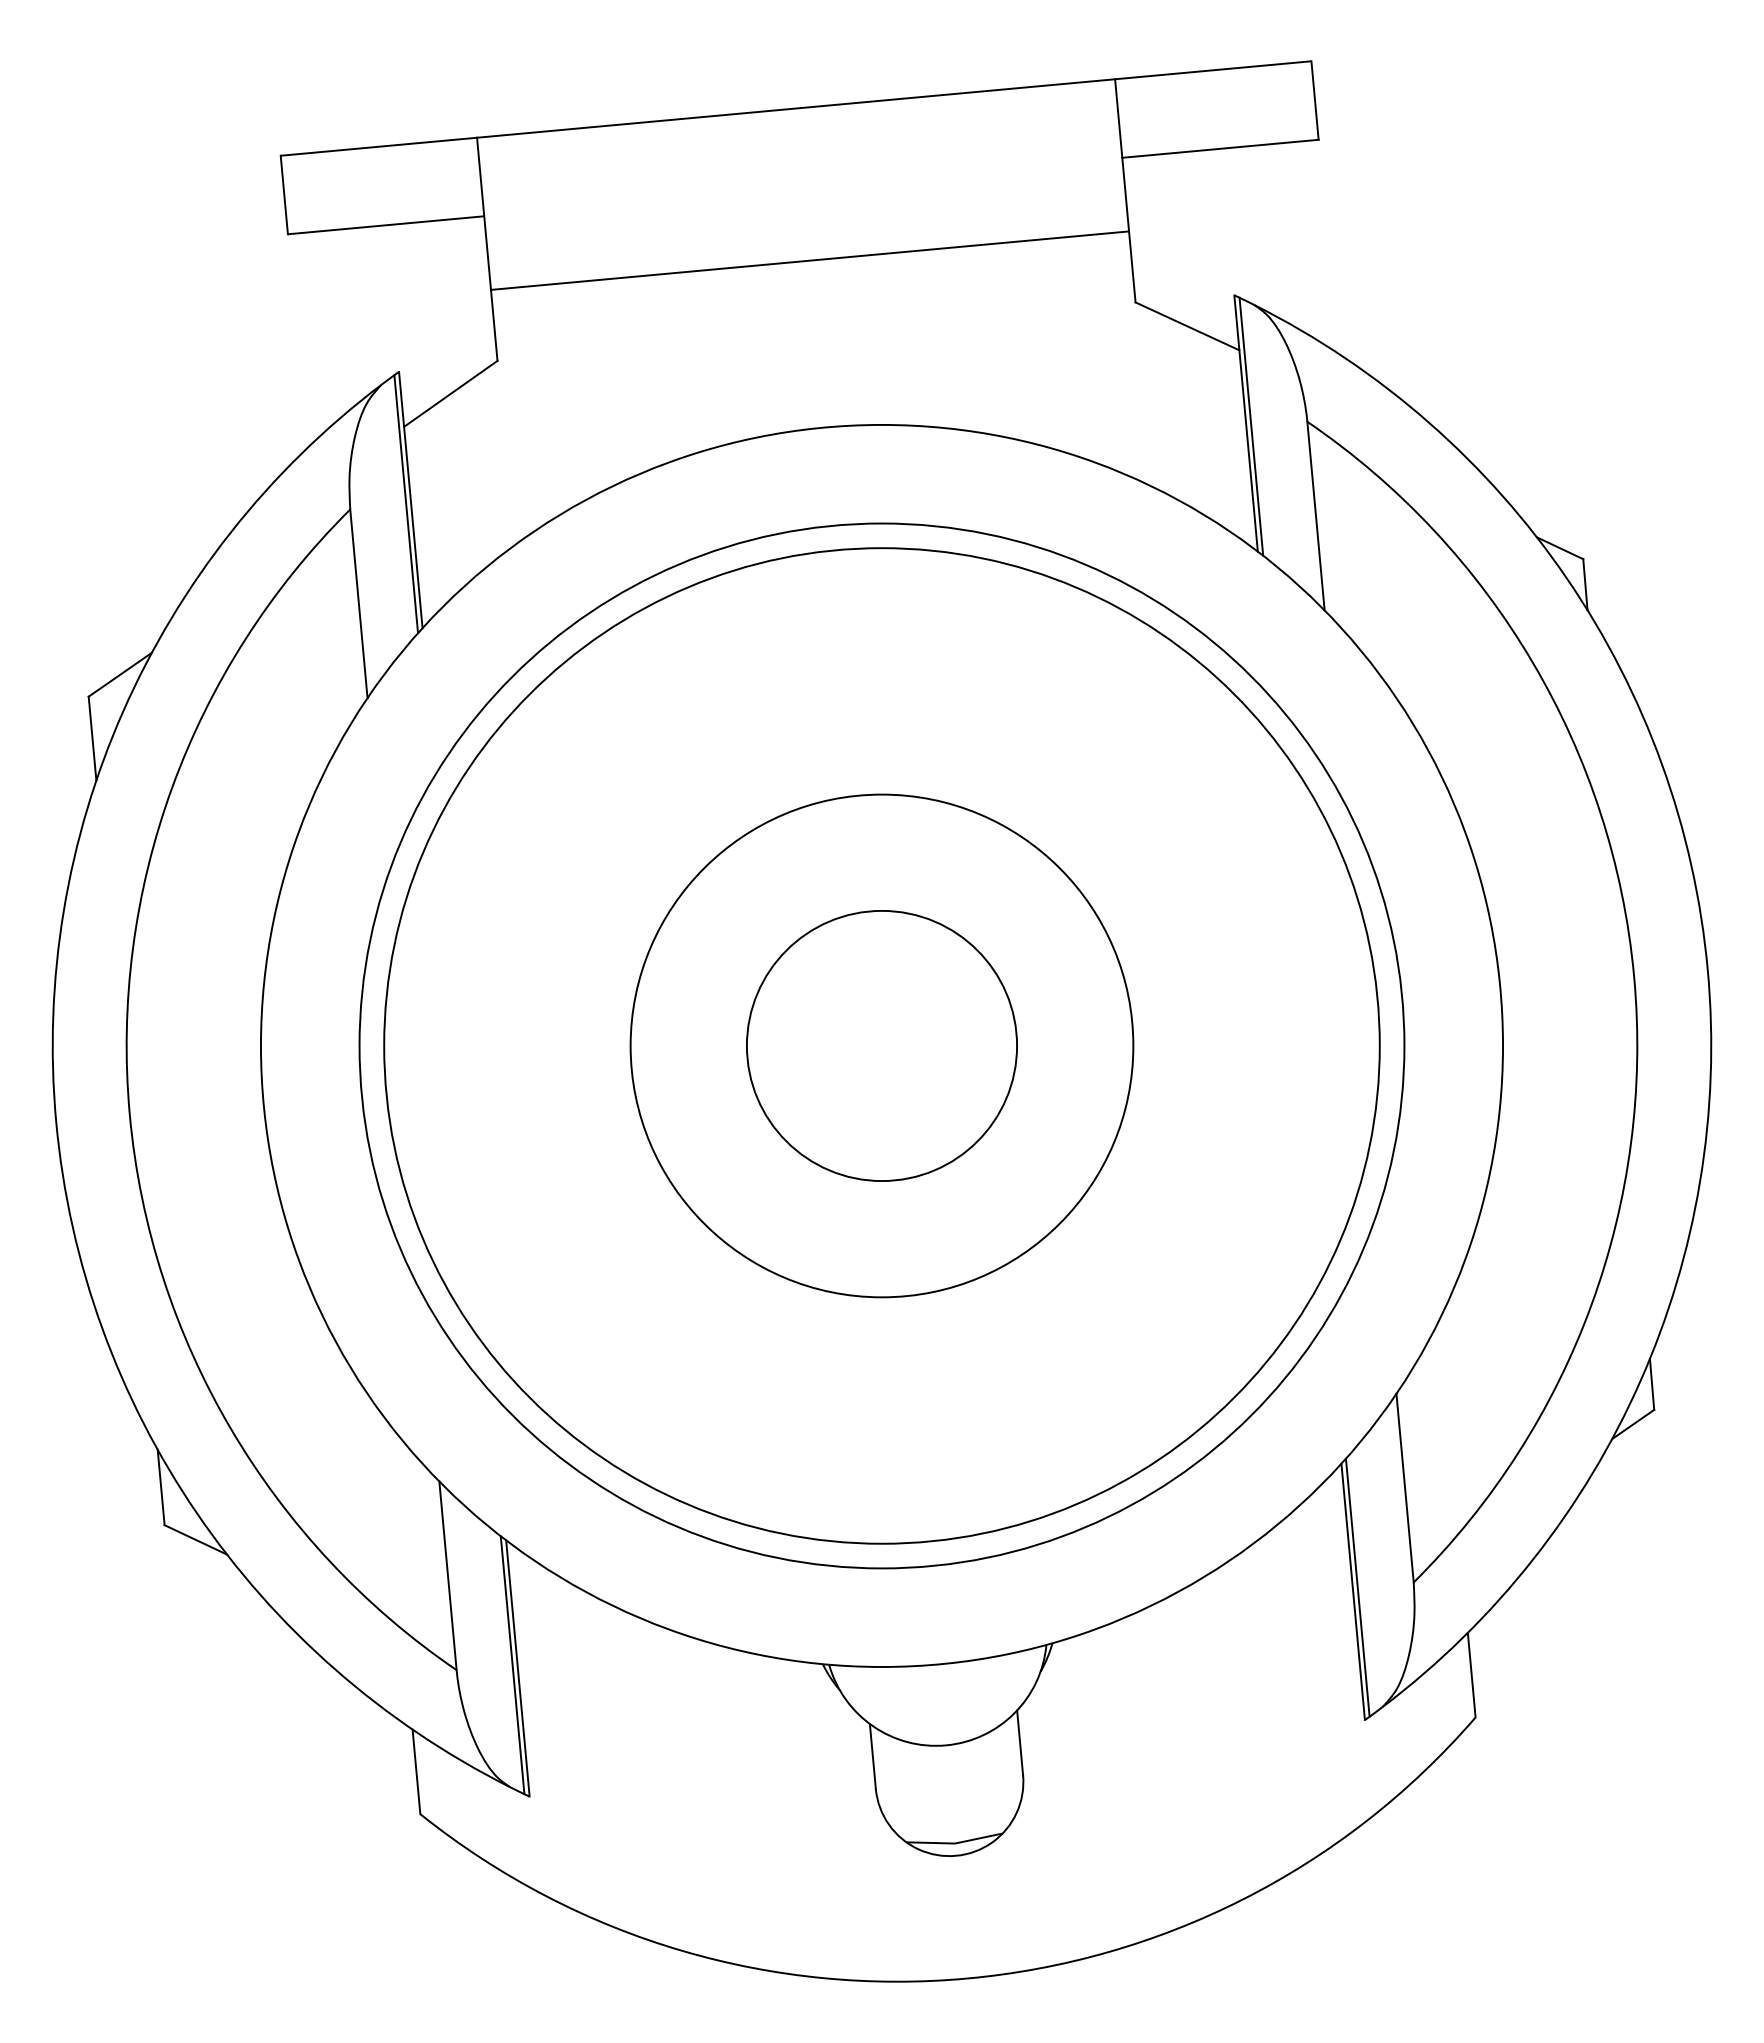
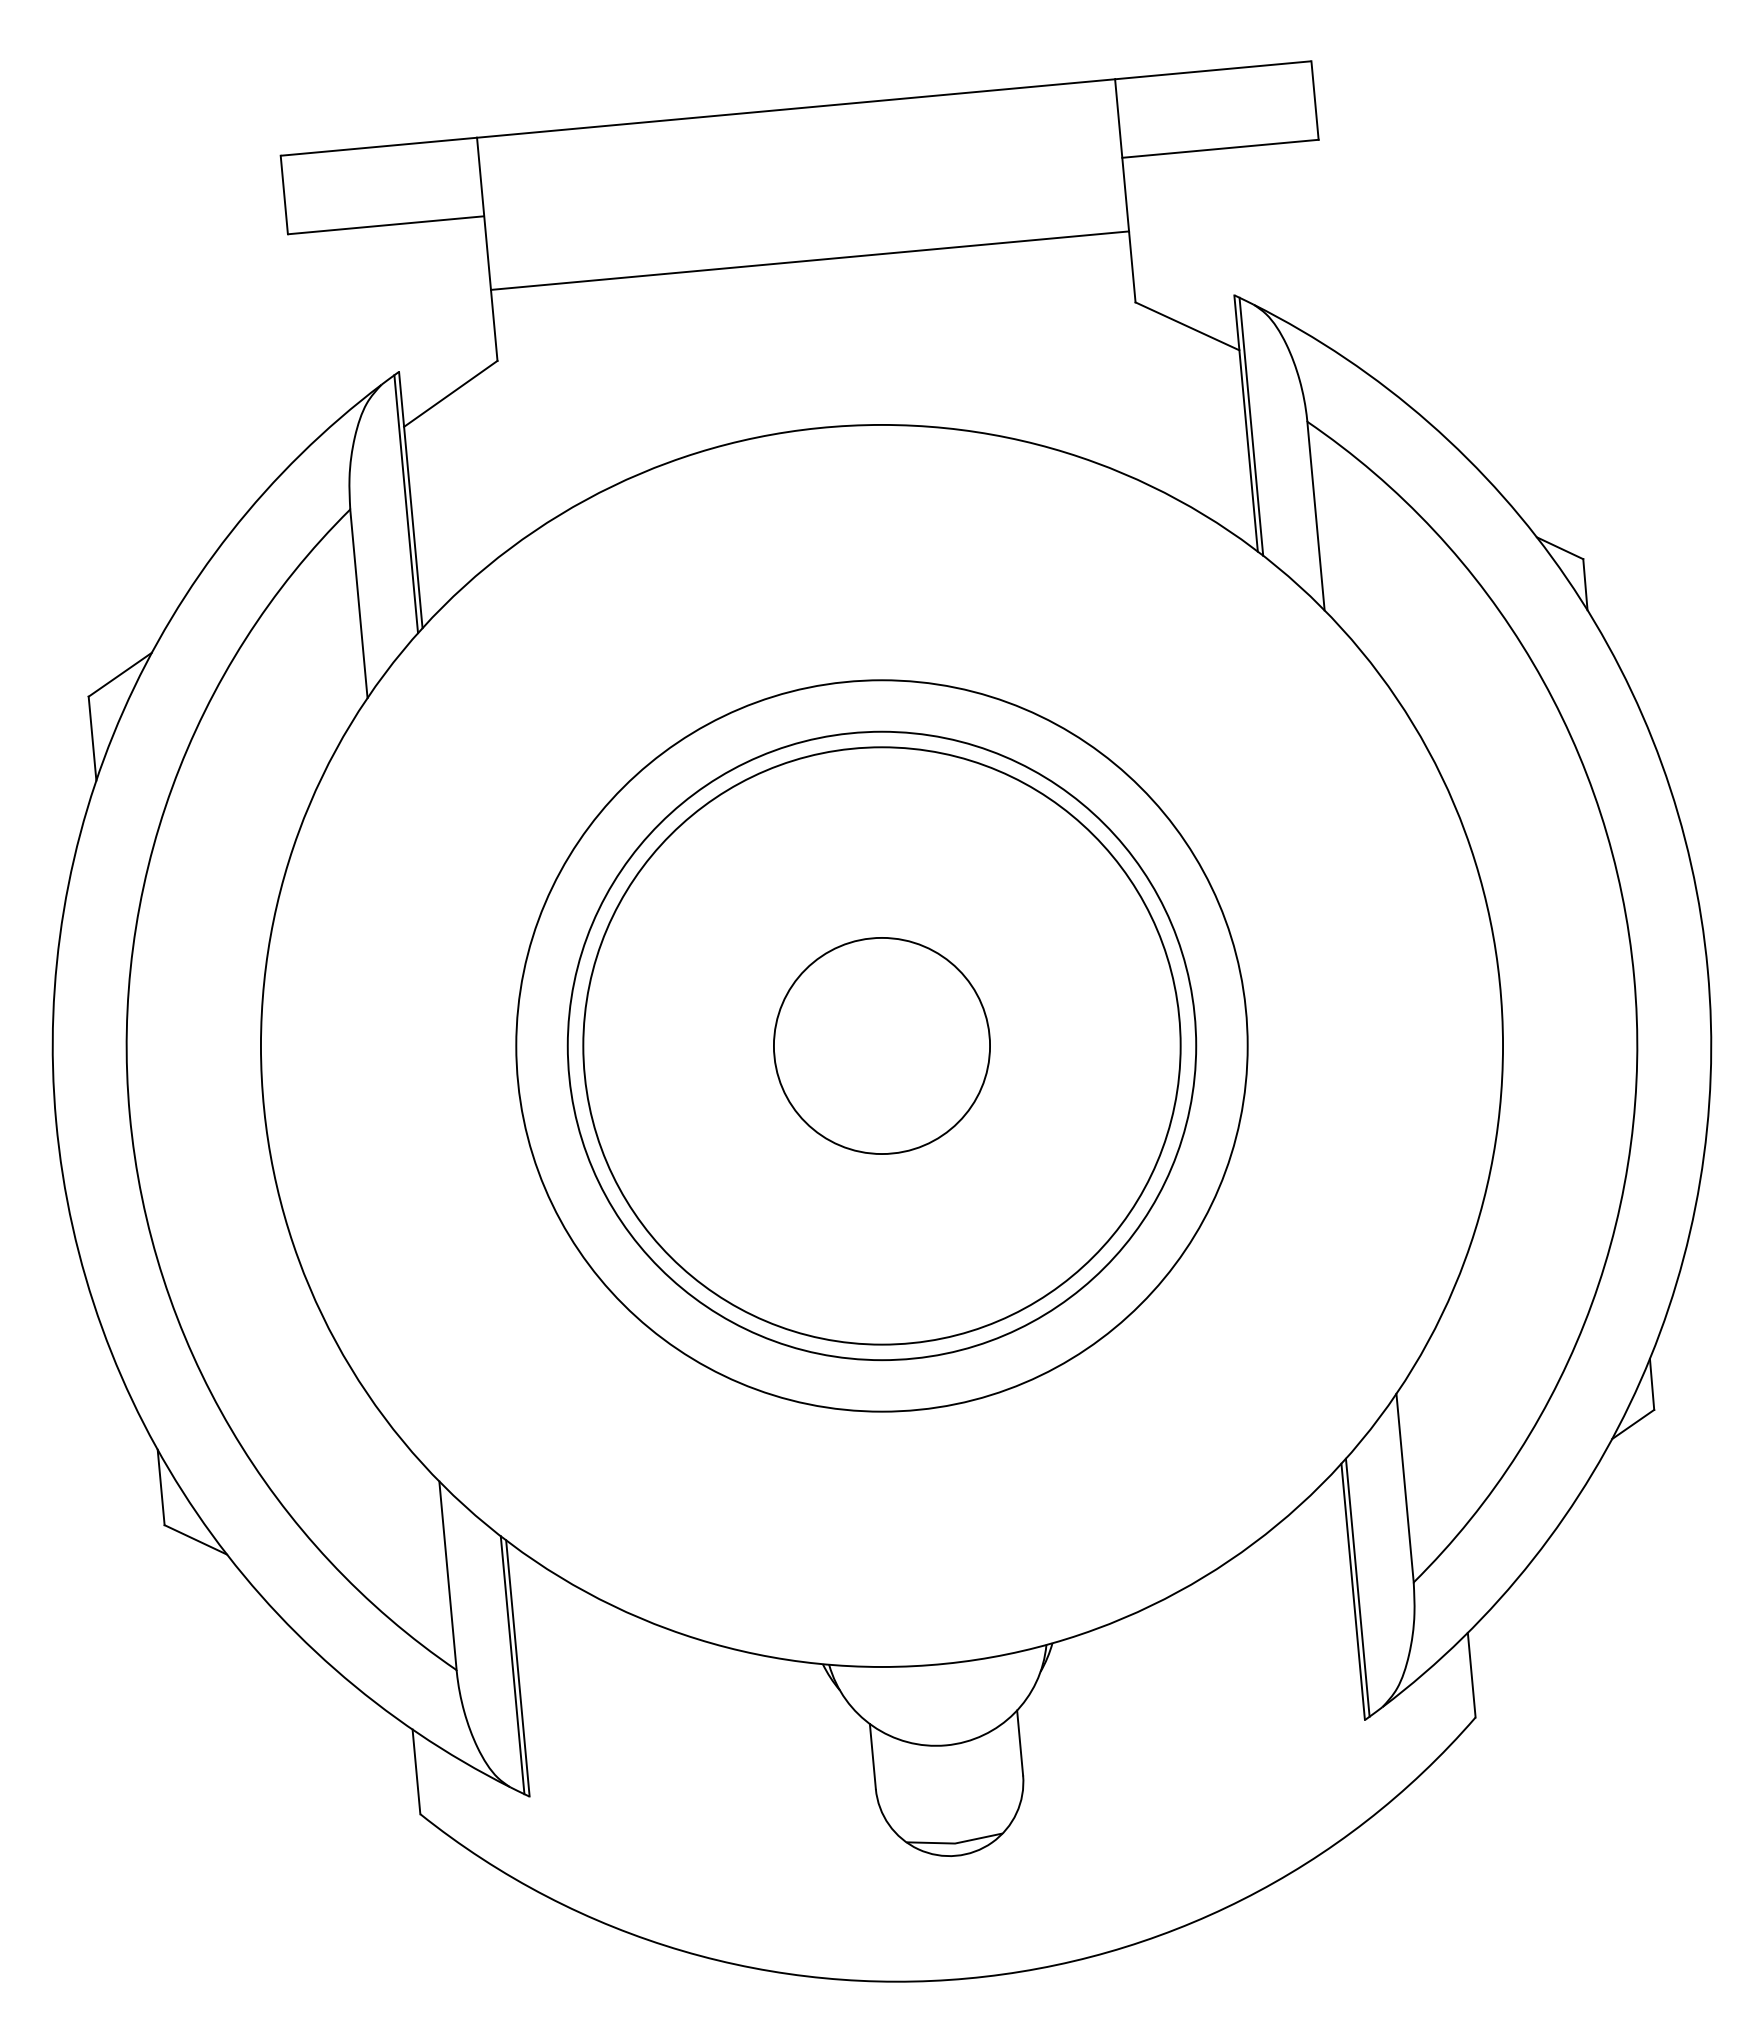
circle diameter: 1045 px -> 731 px (881, 1045)
circle diameter: 270 px -> 216 px (881, 1045)
circle diameter: 503 px -> 628 px (881, 1045)
circle diameter: 996 px -> 597 px (881, 1045)
